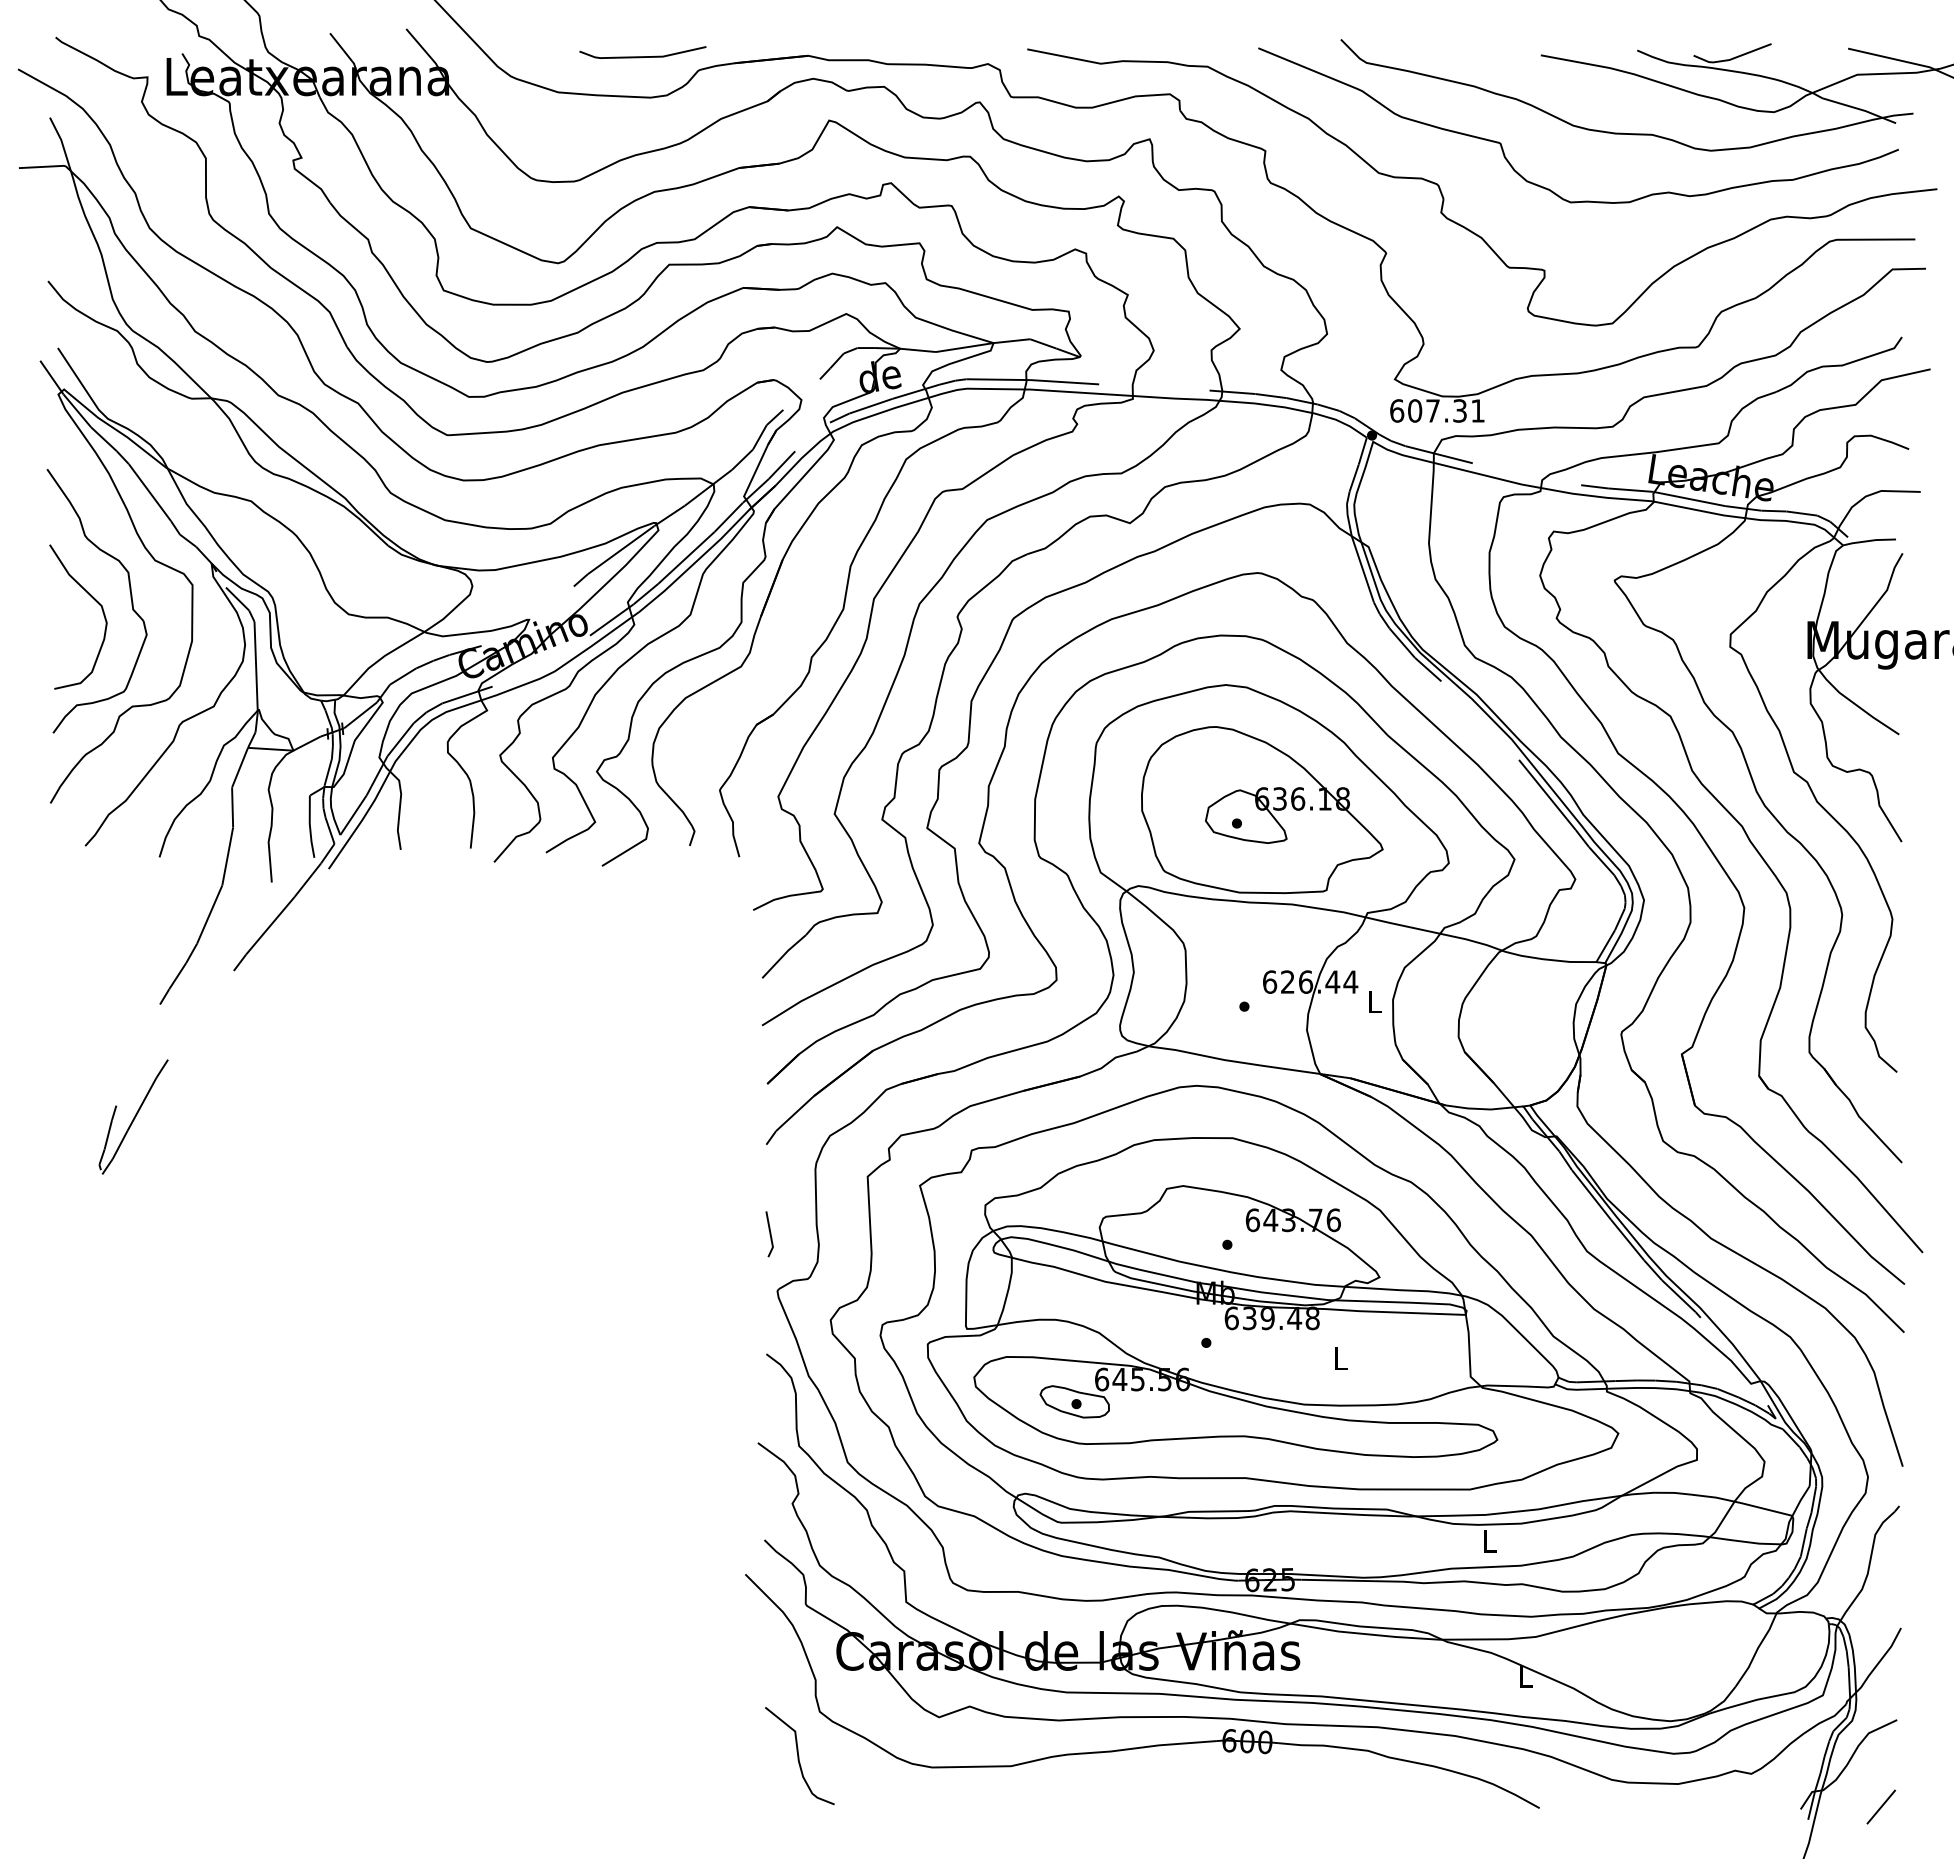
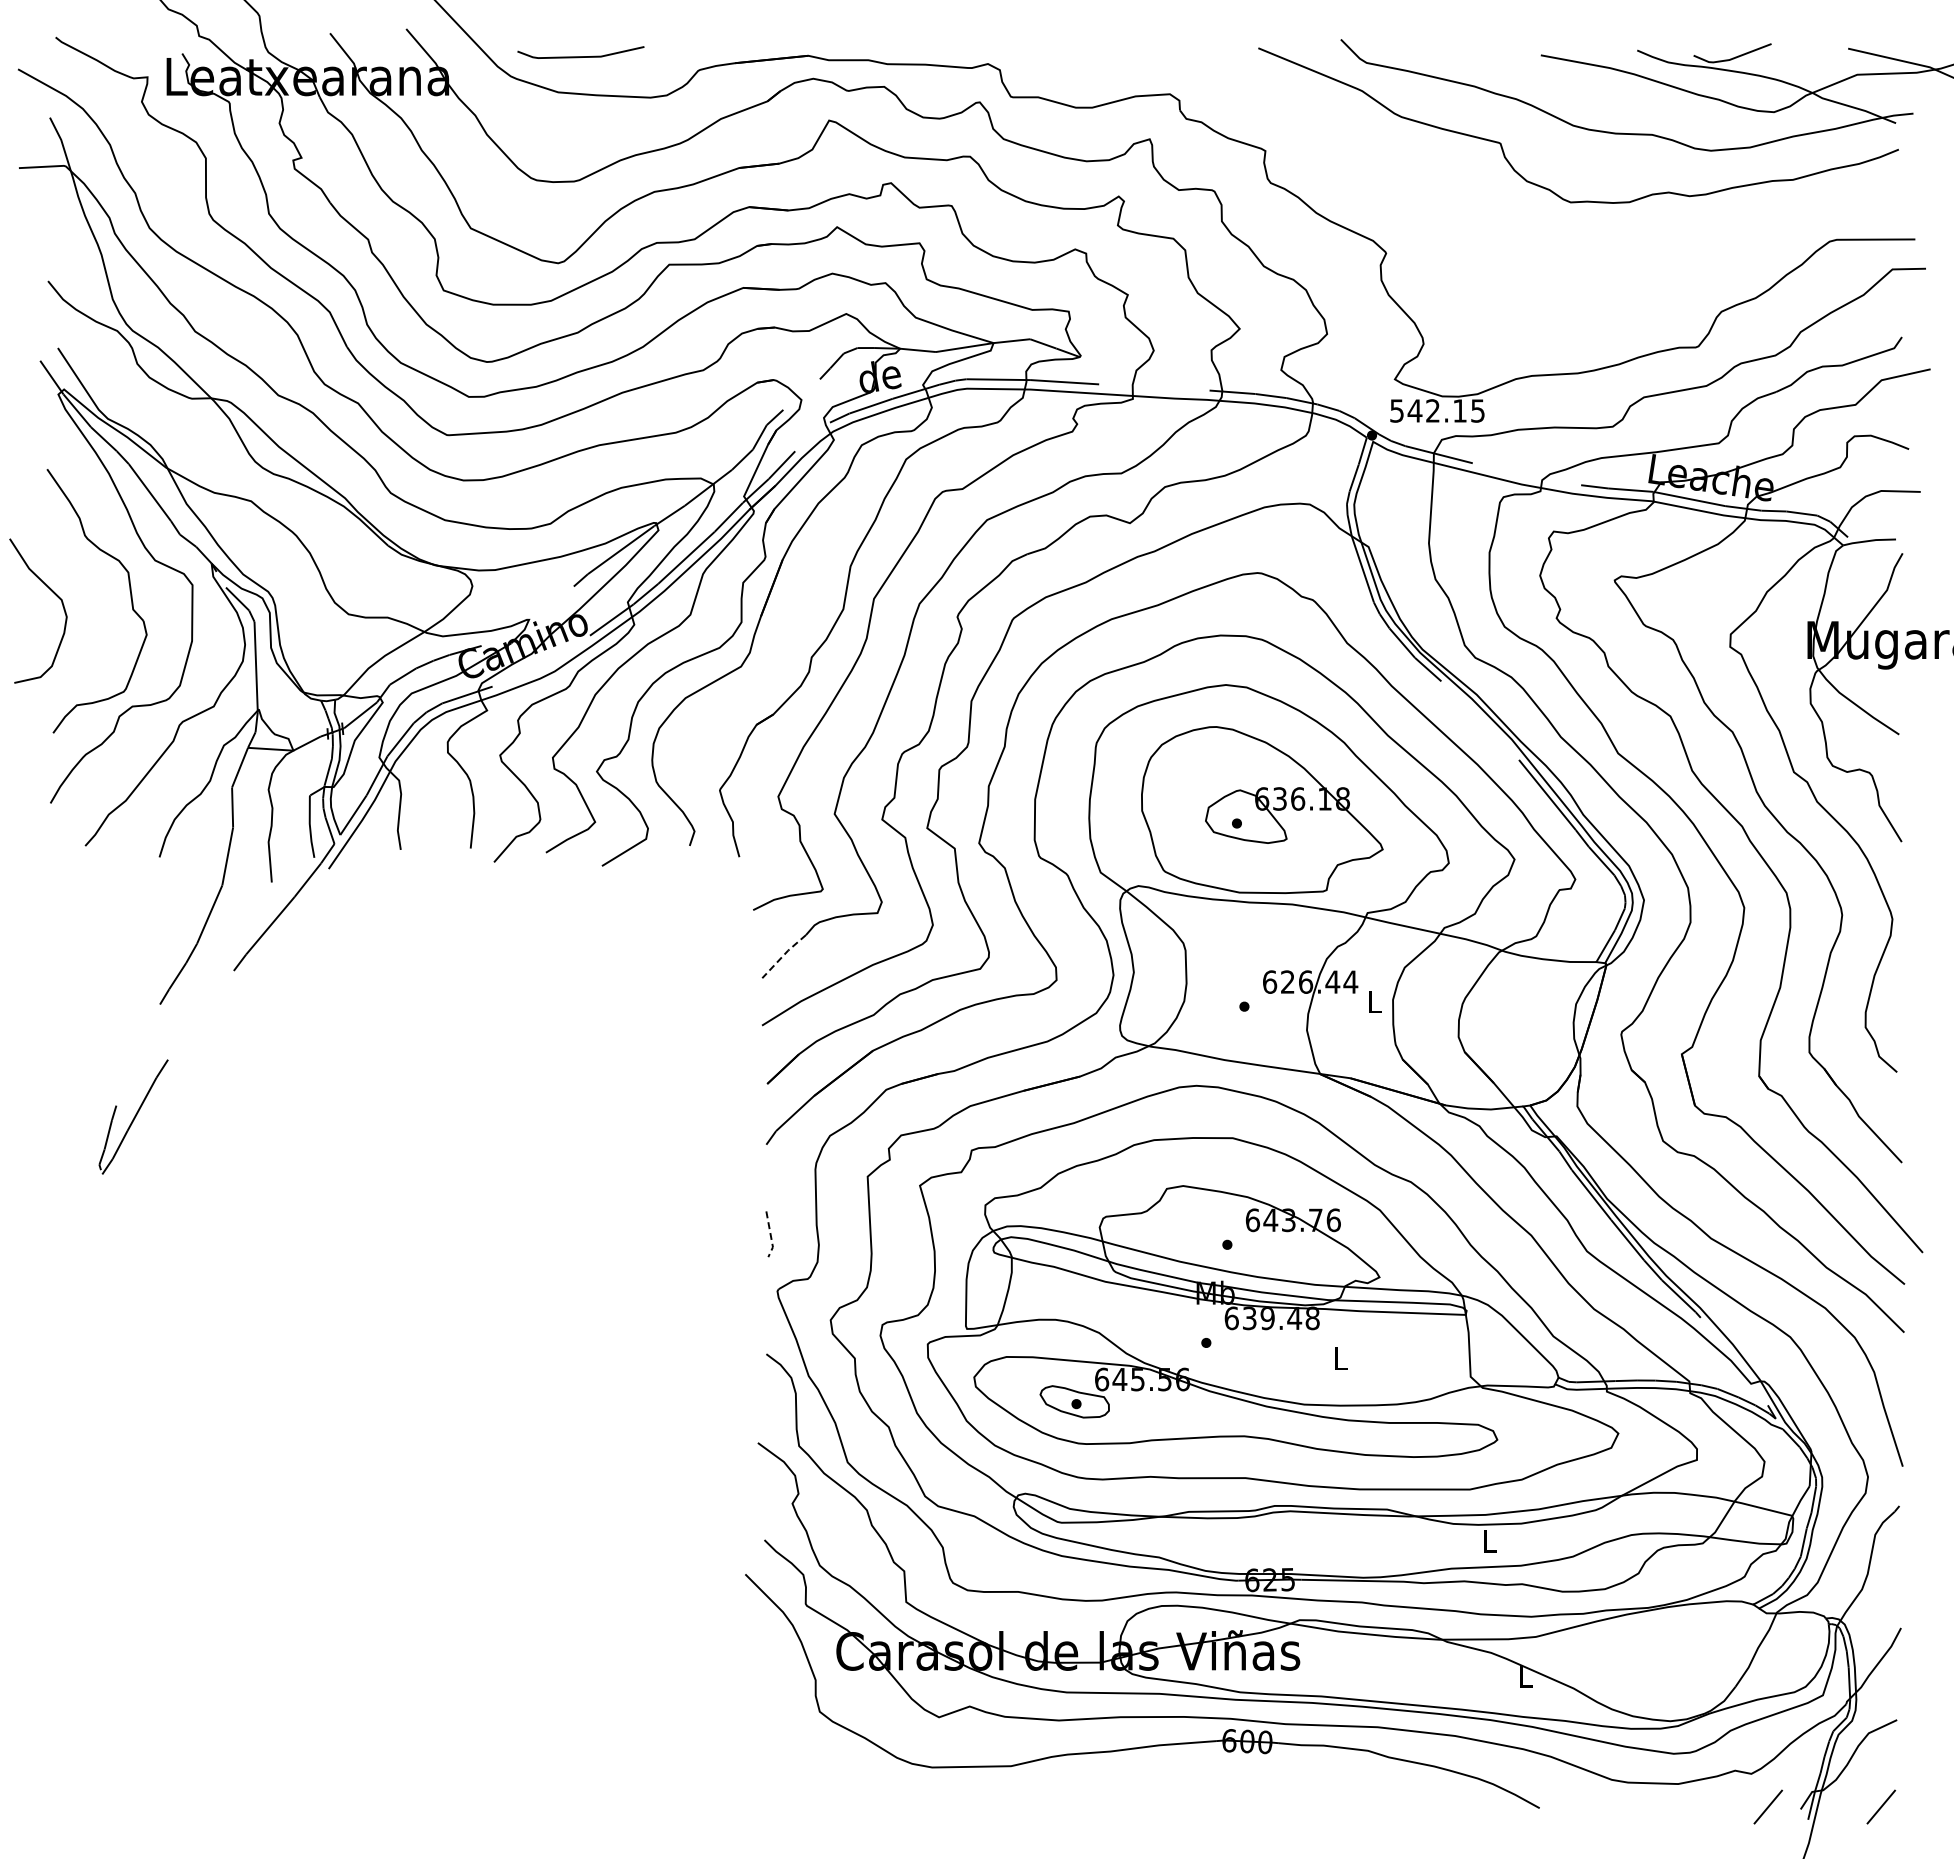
line position: (642, 56) -> (580, 56) (580, 56)
part: present -> none (1444, 198)
text: 607.31 -> 542.15 (1437, 410)
curve position: (94, 600) -> (54, 594) (54, 594)
line: solid -> dashed (783, 955)
line: solid -> dashed (770, 1235)
curve: present -> none (799, 1755)
line: none -> present (1768, 1806)
